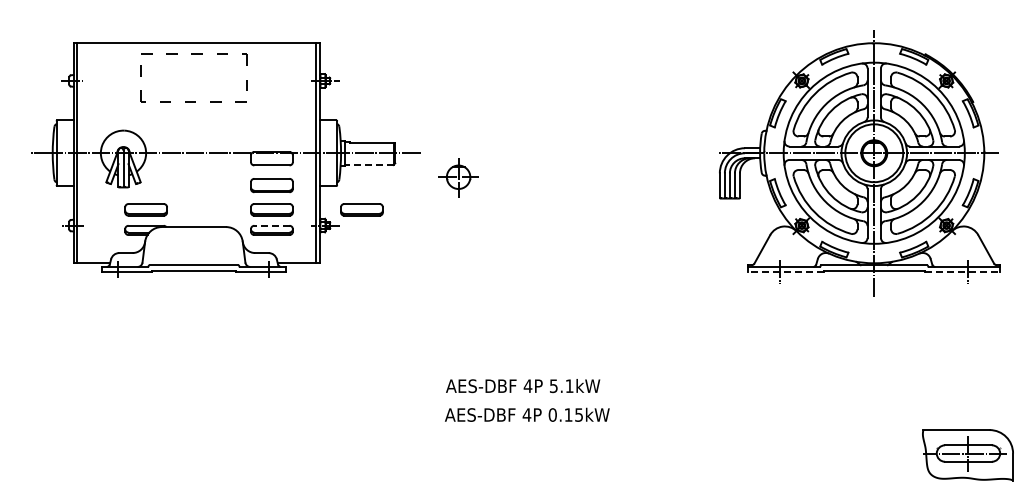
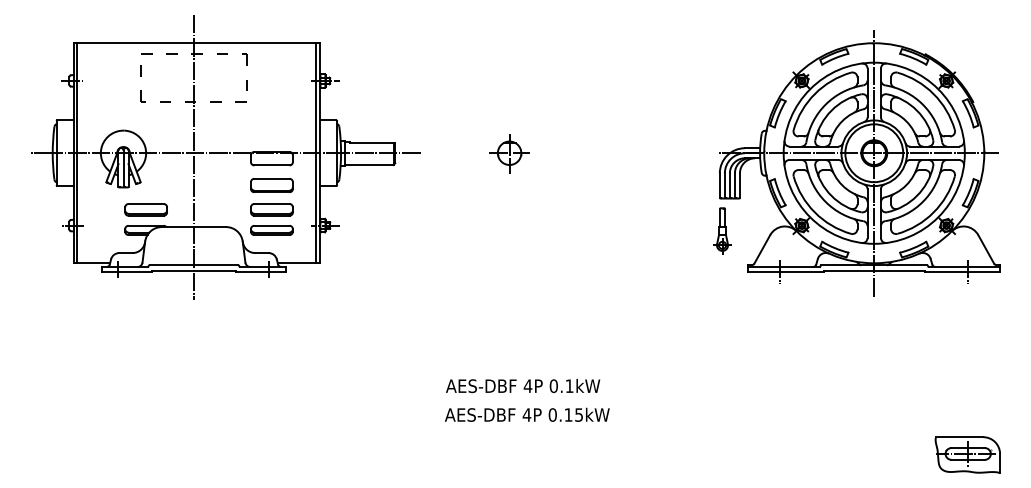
line: none -> present (193, 156)
line: dashed -> solid (369, 165)
part position: (458, 177) -> (509, 153) (509, 153)
part: present -> none (361, 209)
line: dashed -> solid (271, 225)
part: none -> present (722, 230)
line: dashed -> solid (786, 272)
line: dashed -> solid (962, 272)
text: 5.1kW -> 0.1kW (553, 386)
part size: 92x53 px -> 67x38 px (967, 454)
